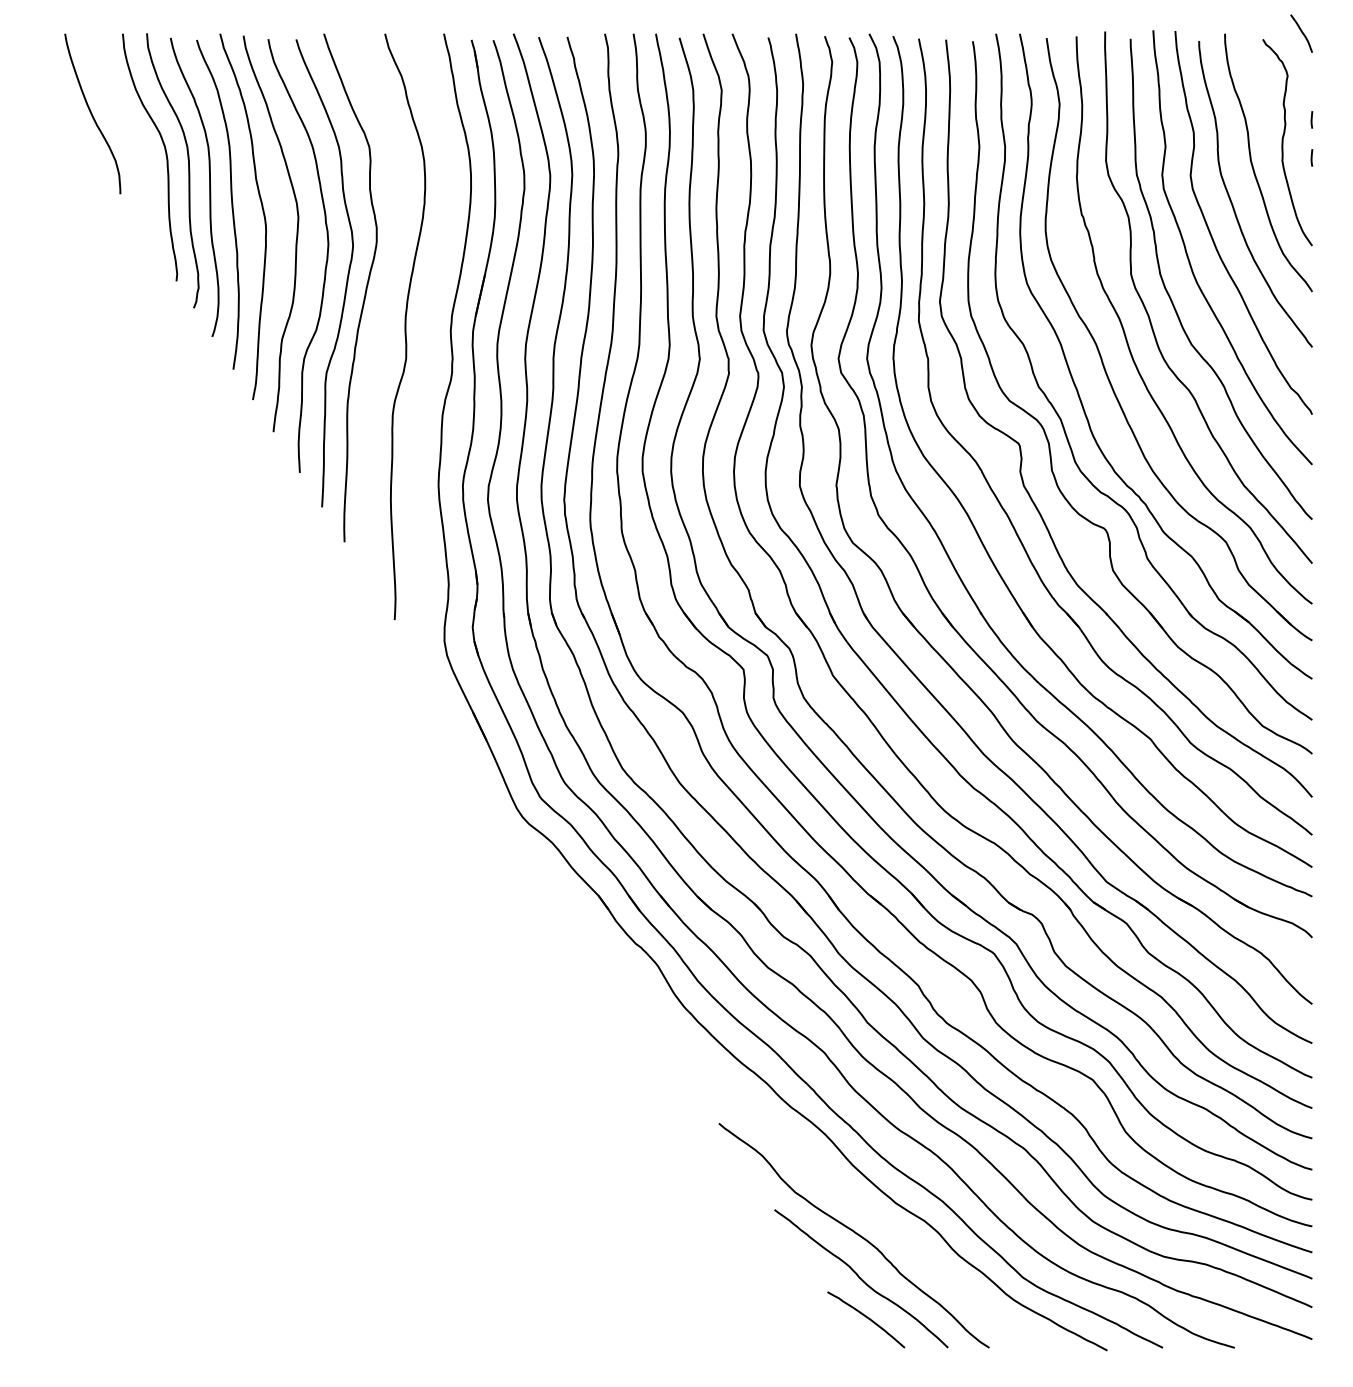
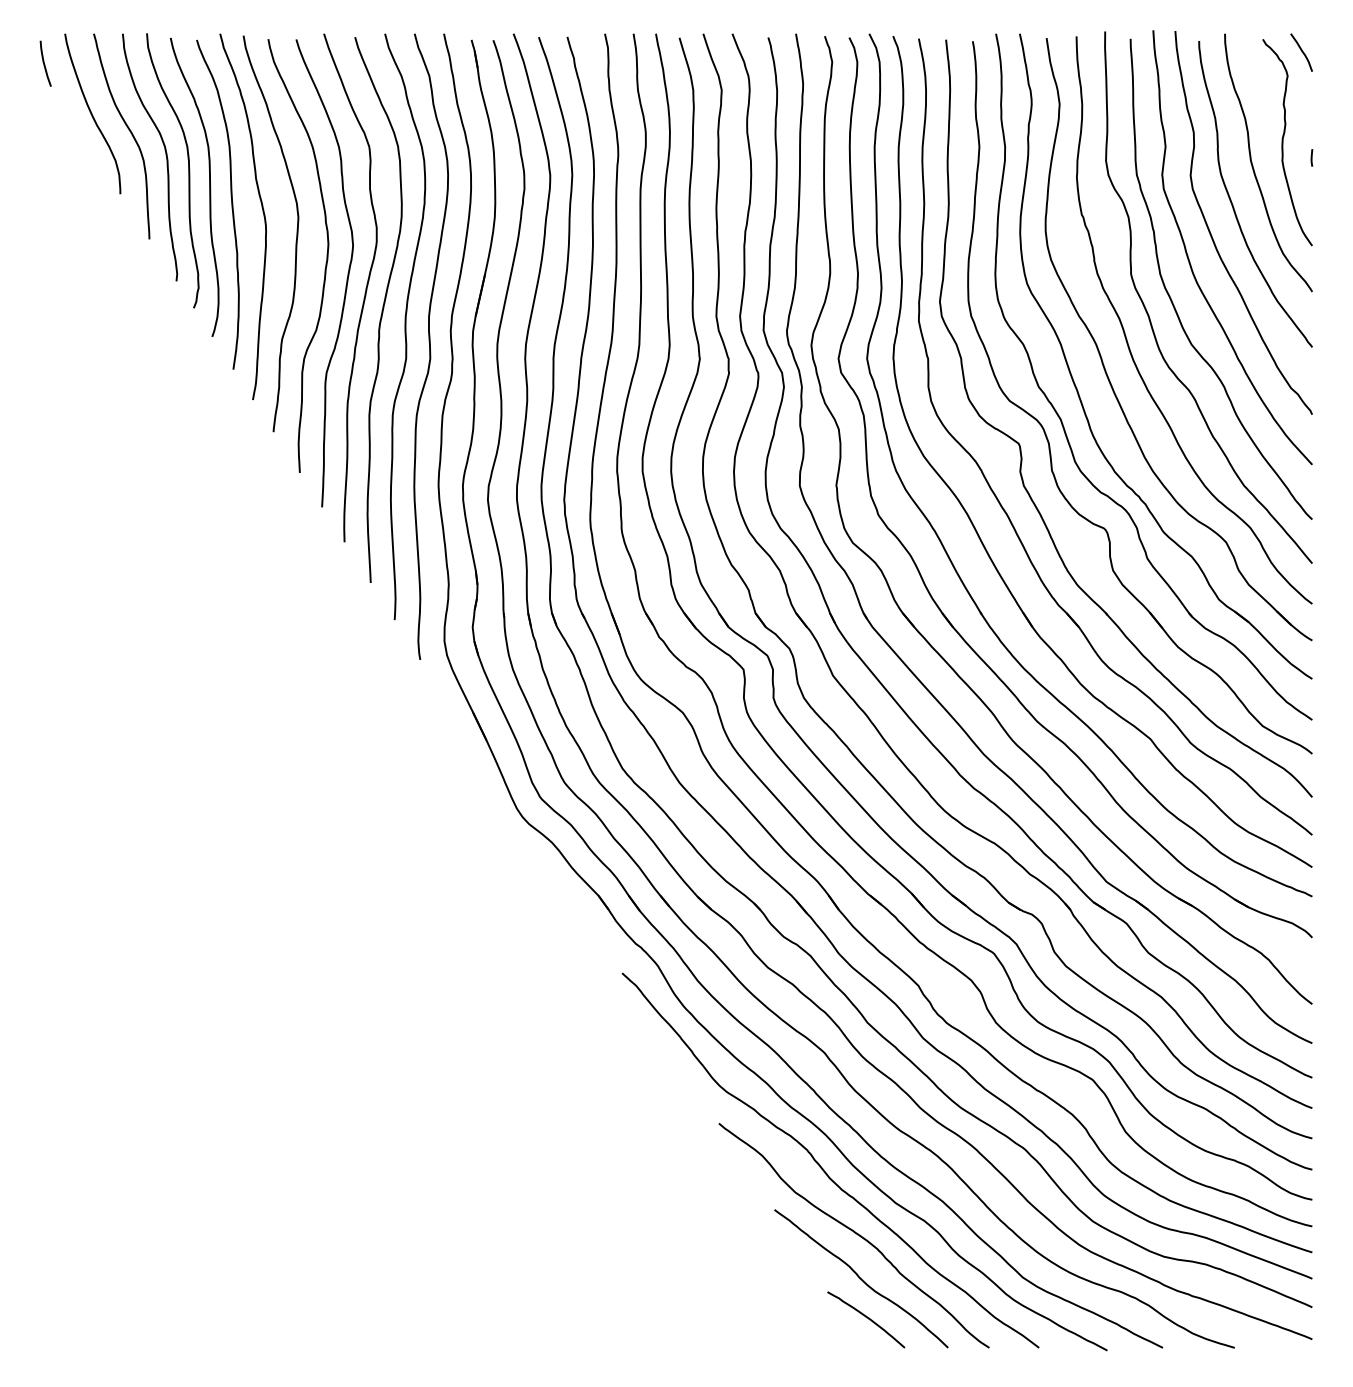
curve position: (1301, 32) -> (1301, 51) (1301, 51)
curve: none -> present (44, 63)
line: present -> none (1311, 119)
curve: none -> present (128, 130)
curve: none -> present (381, 310)
curve: none -> present (430, 346)
curve: none -> present (822, 1167)
